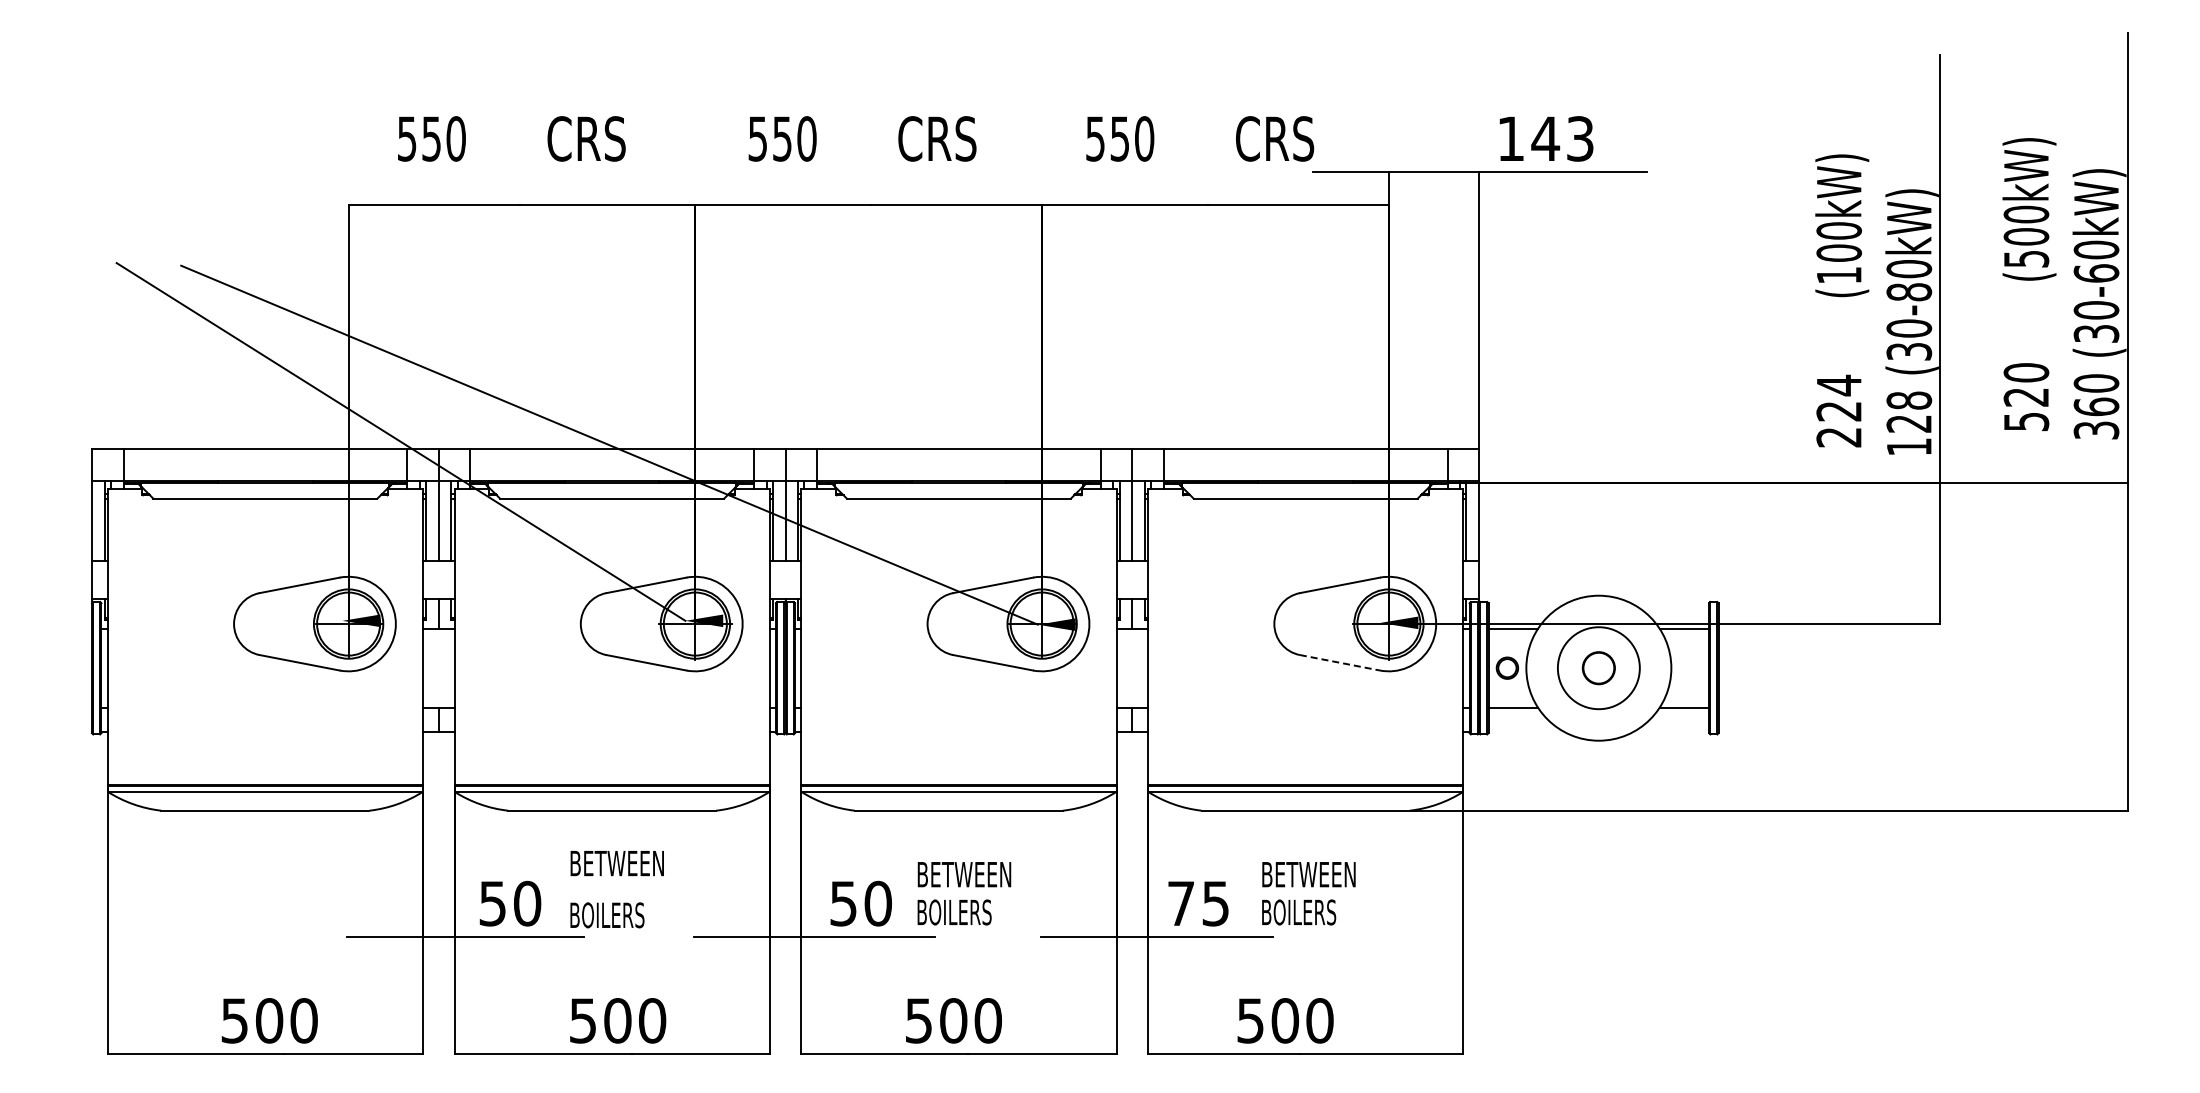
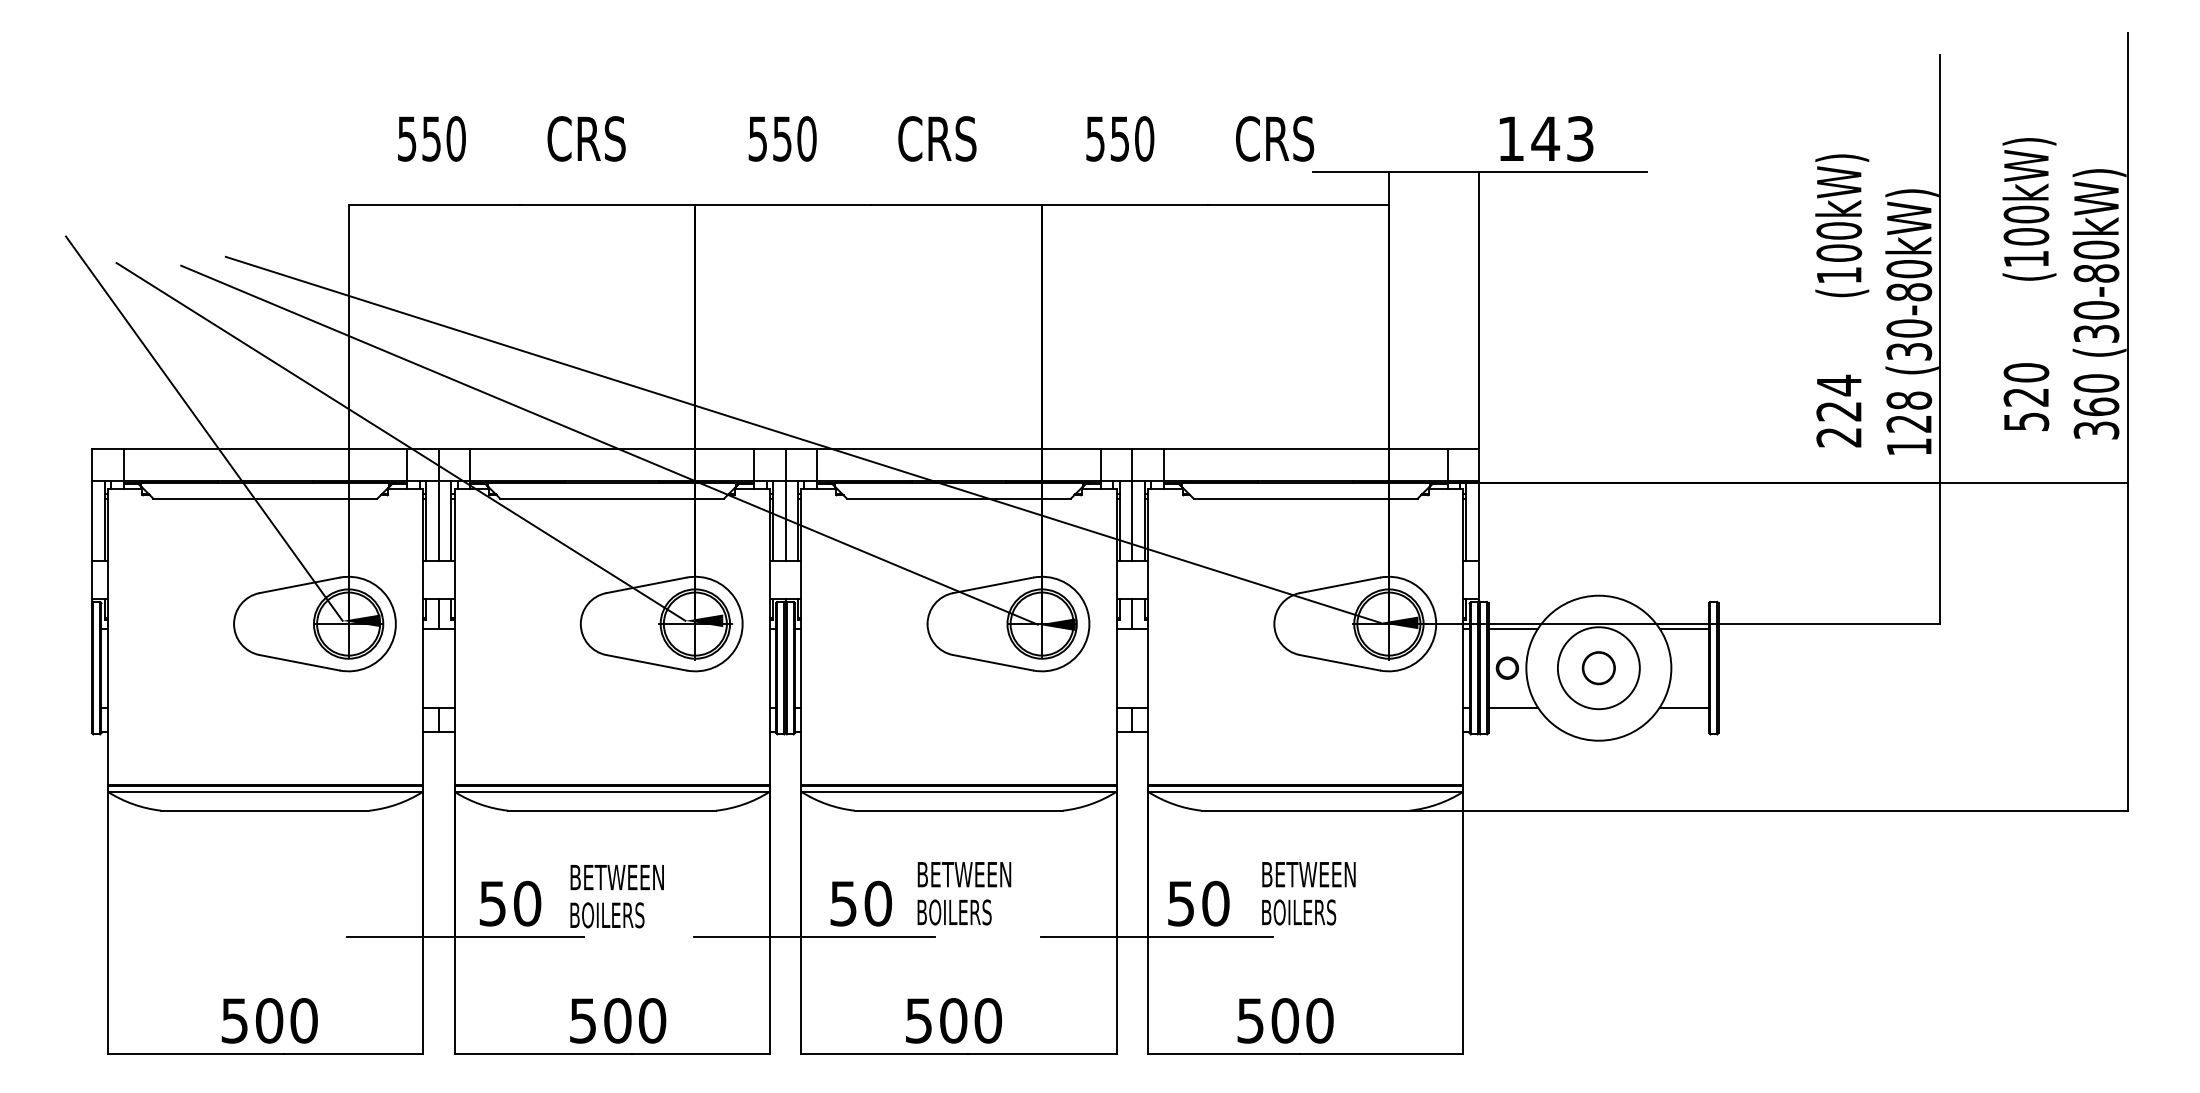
text: (500kW) -> (100kW) (2026, 259)
text: (30-60kW) -> (30-80kW) (2096, 273)
line: none -> present (204, 428)
line: none -> present (802, 439)
line: dashed -> solid (1339, 662)
text position: (616, 863) -> (616, 877) (616, 877)
text: 75 -> 50 (1198, 903)
